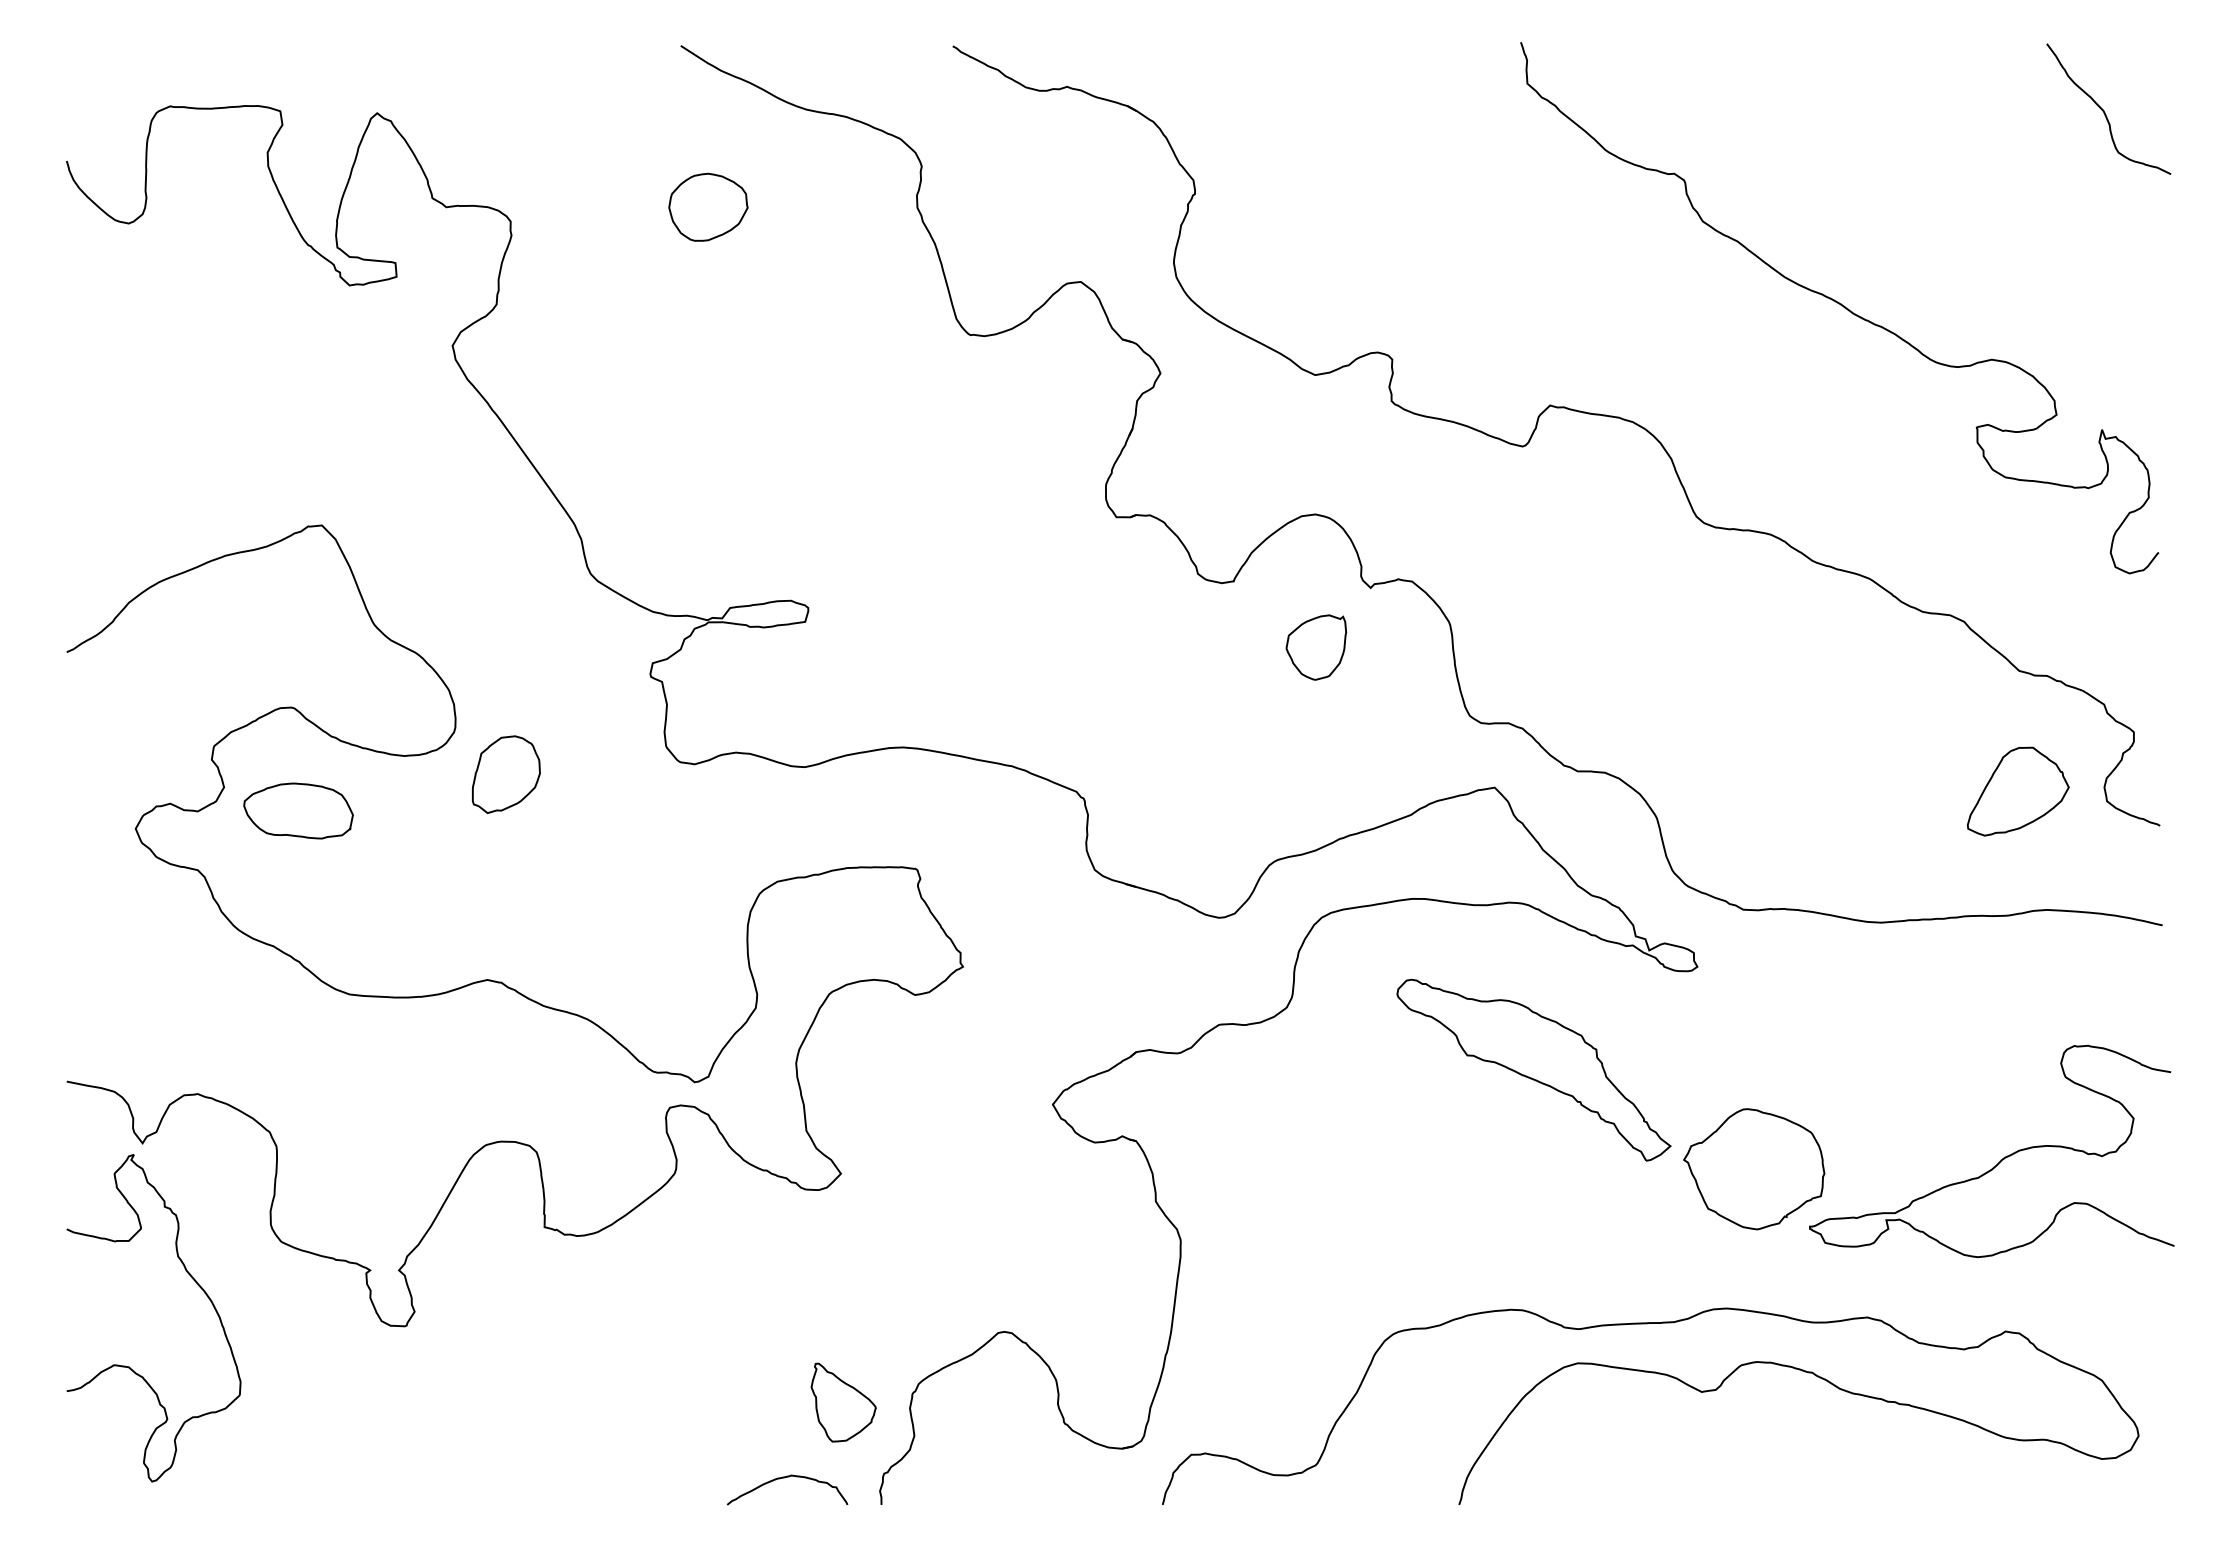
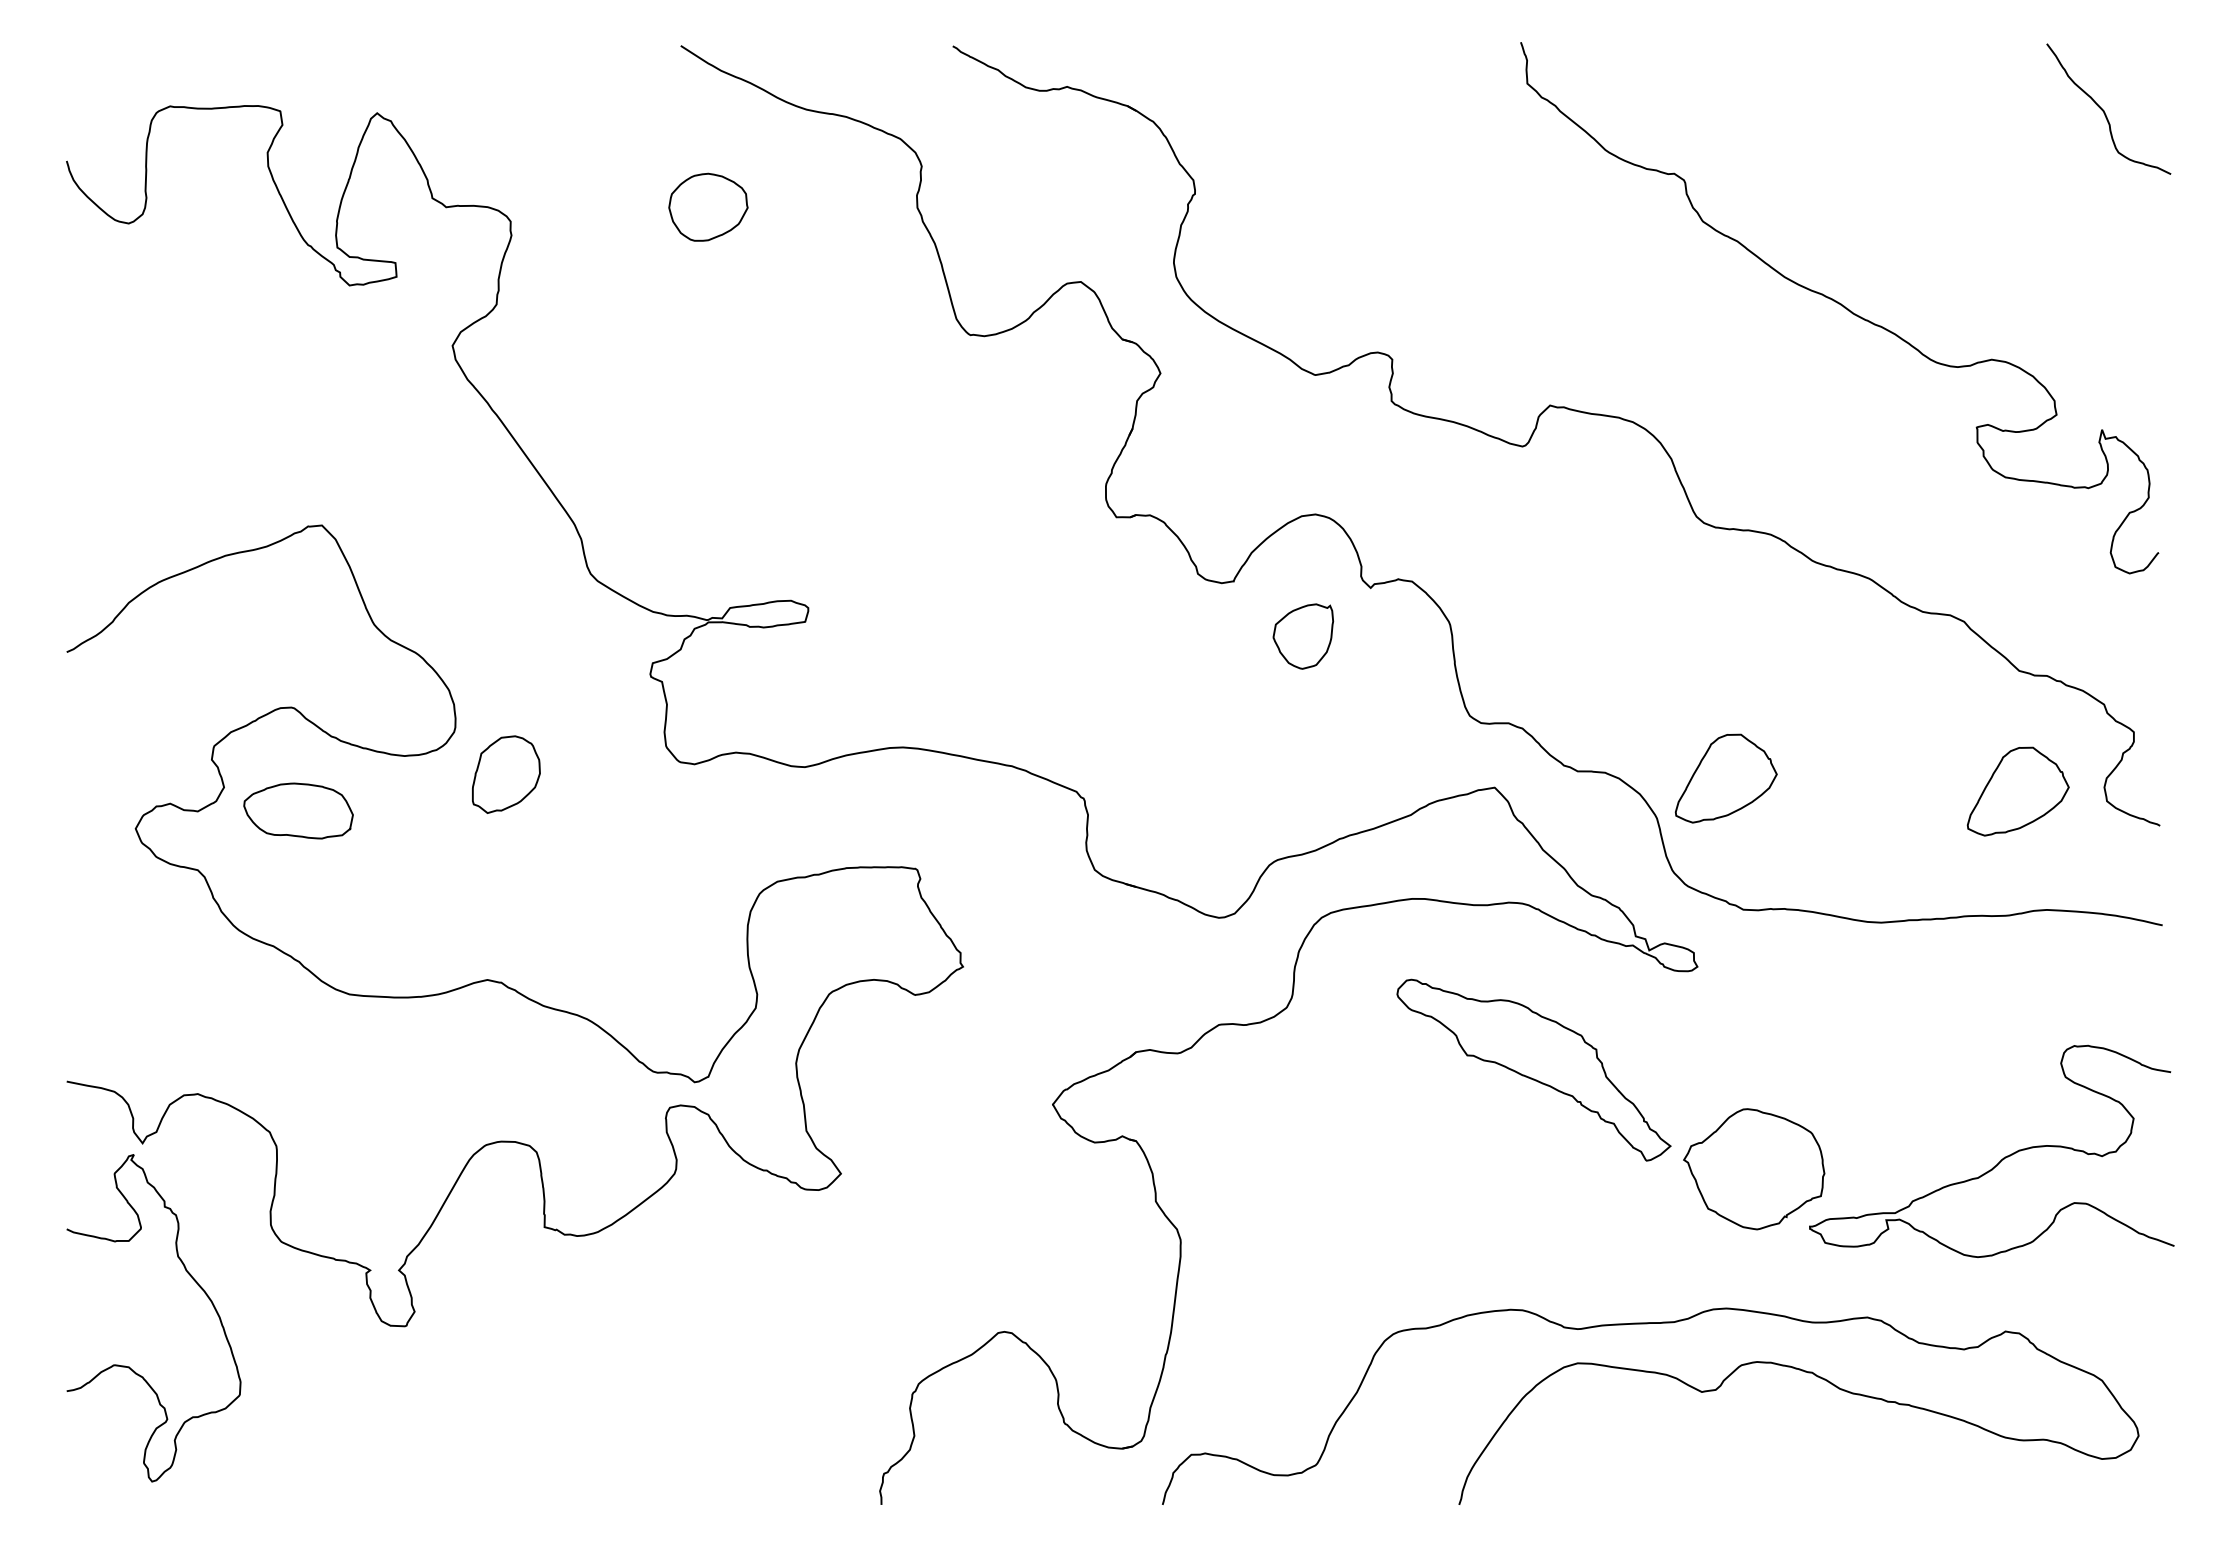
part position: (1316, 647) -> (1303, 636) (1303, 636)
part: none -> present (1725, 778)
part: present -> none (843, 1402)
curve: present -> none (784, 1478)
